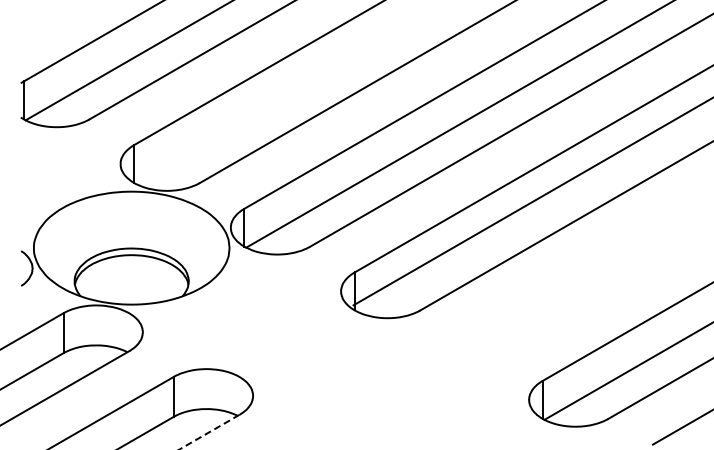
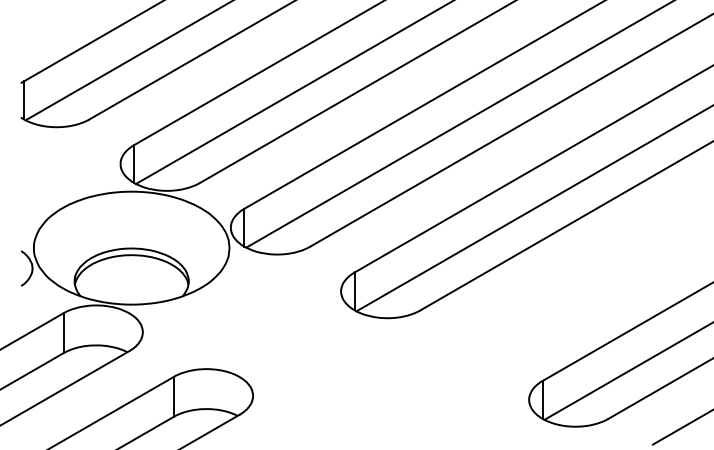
line: none -> present (292, 93)
line position: (531, 202) -> (533, 209) (533, 209)
line: dashed -> solid (209, 432)
